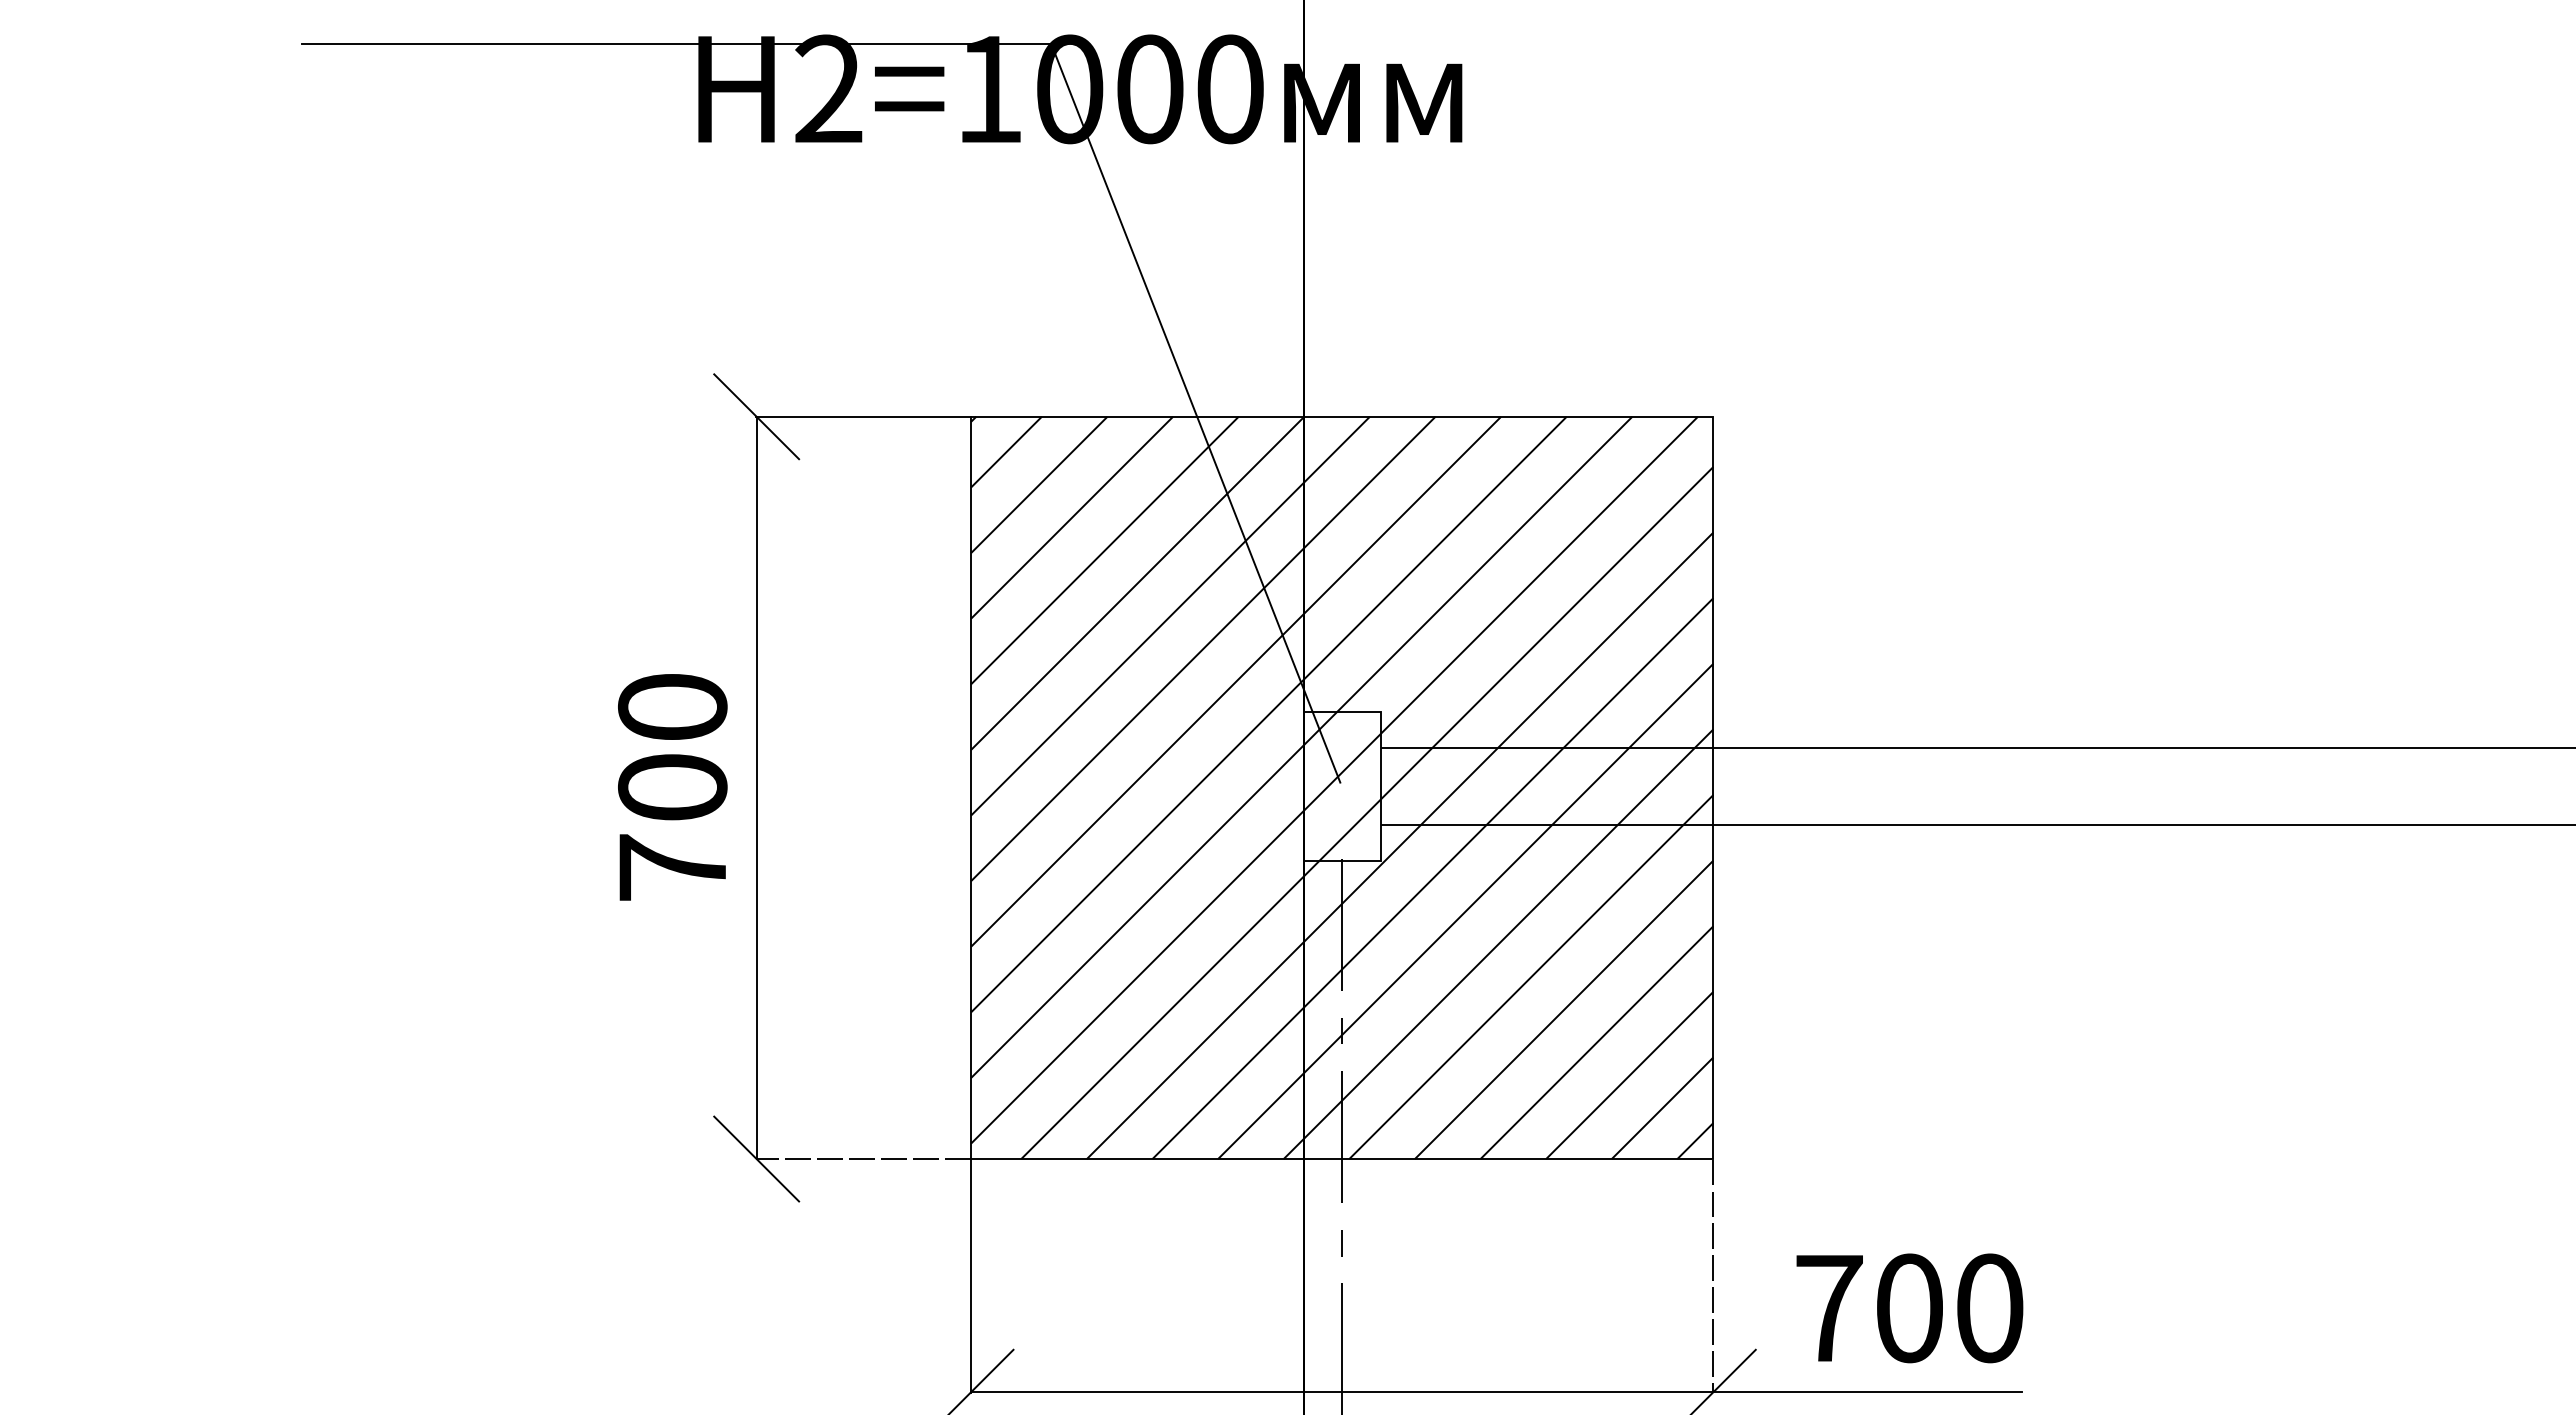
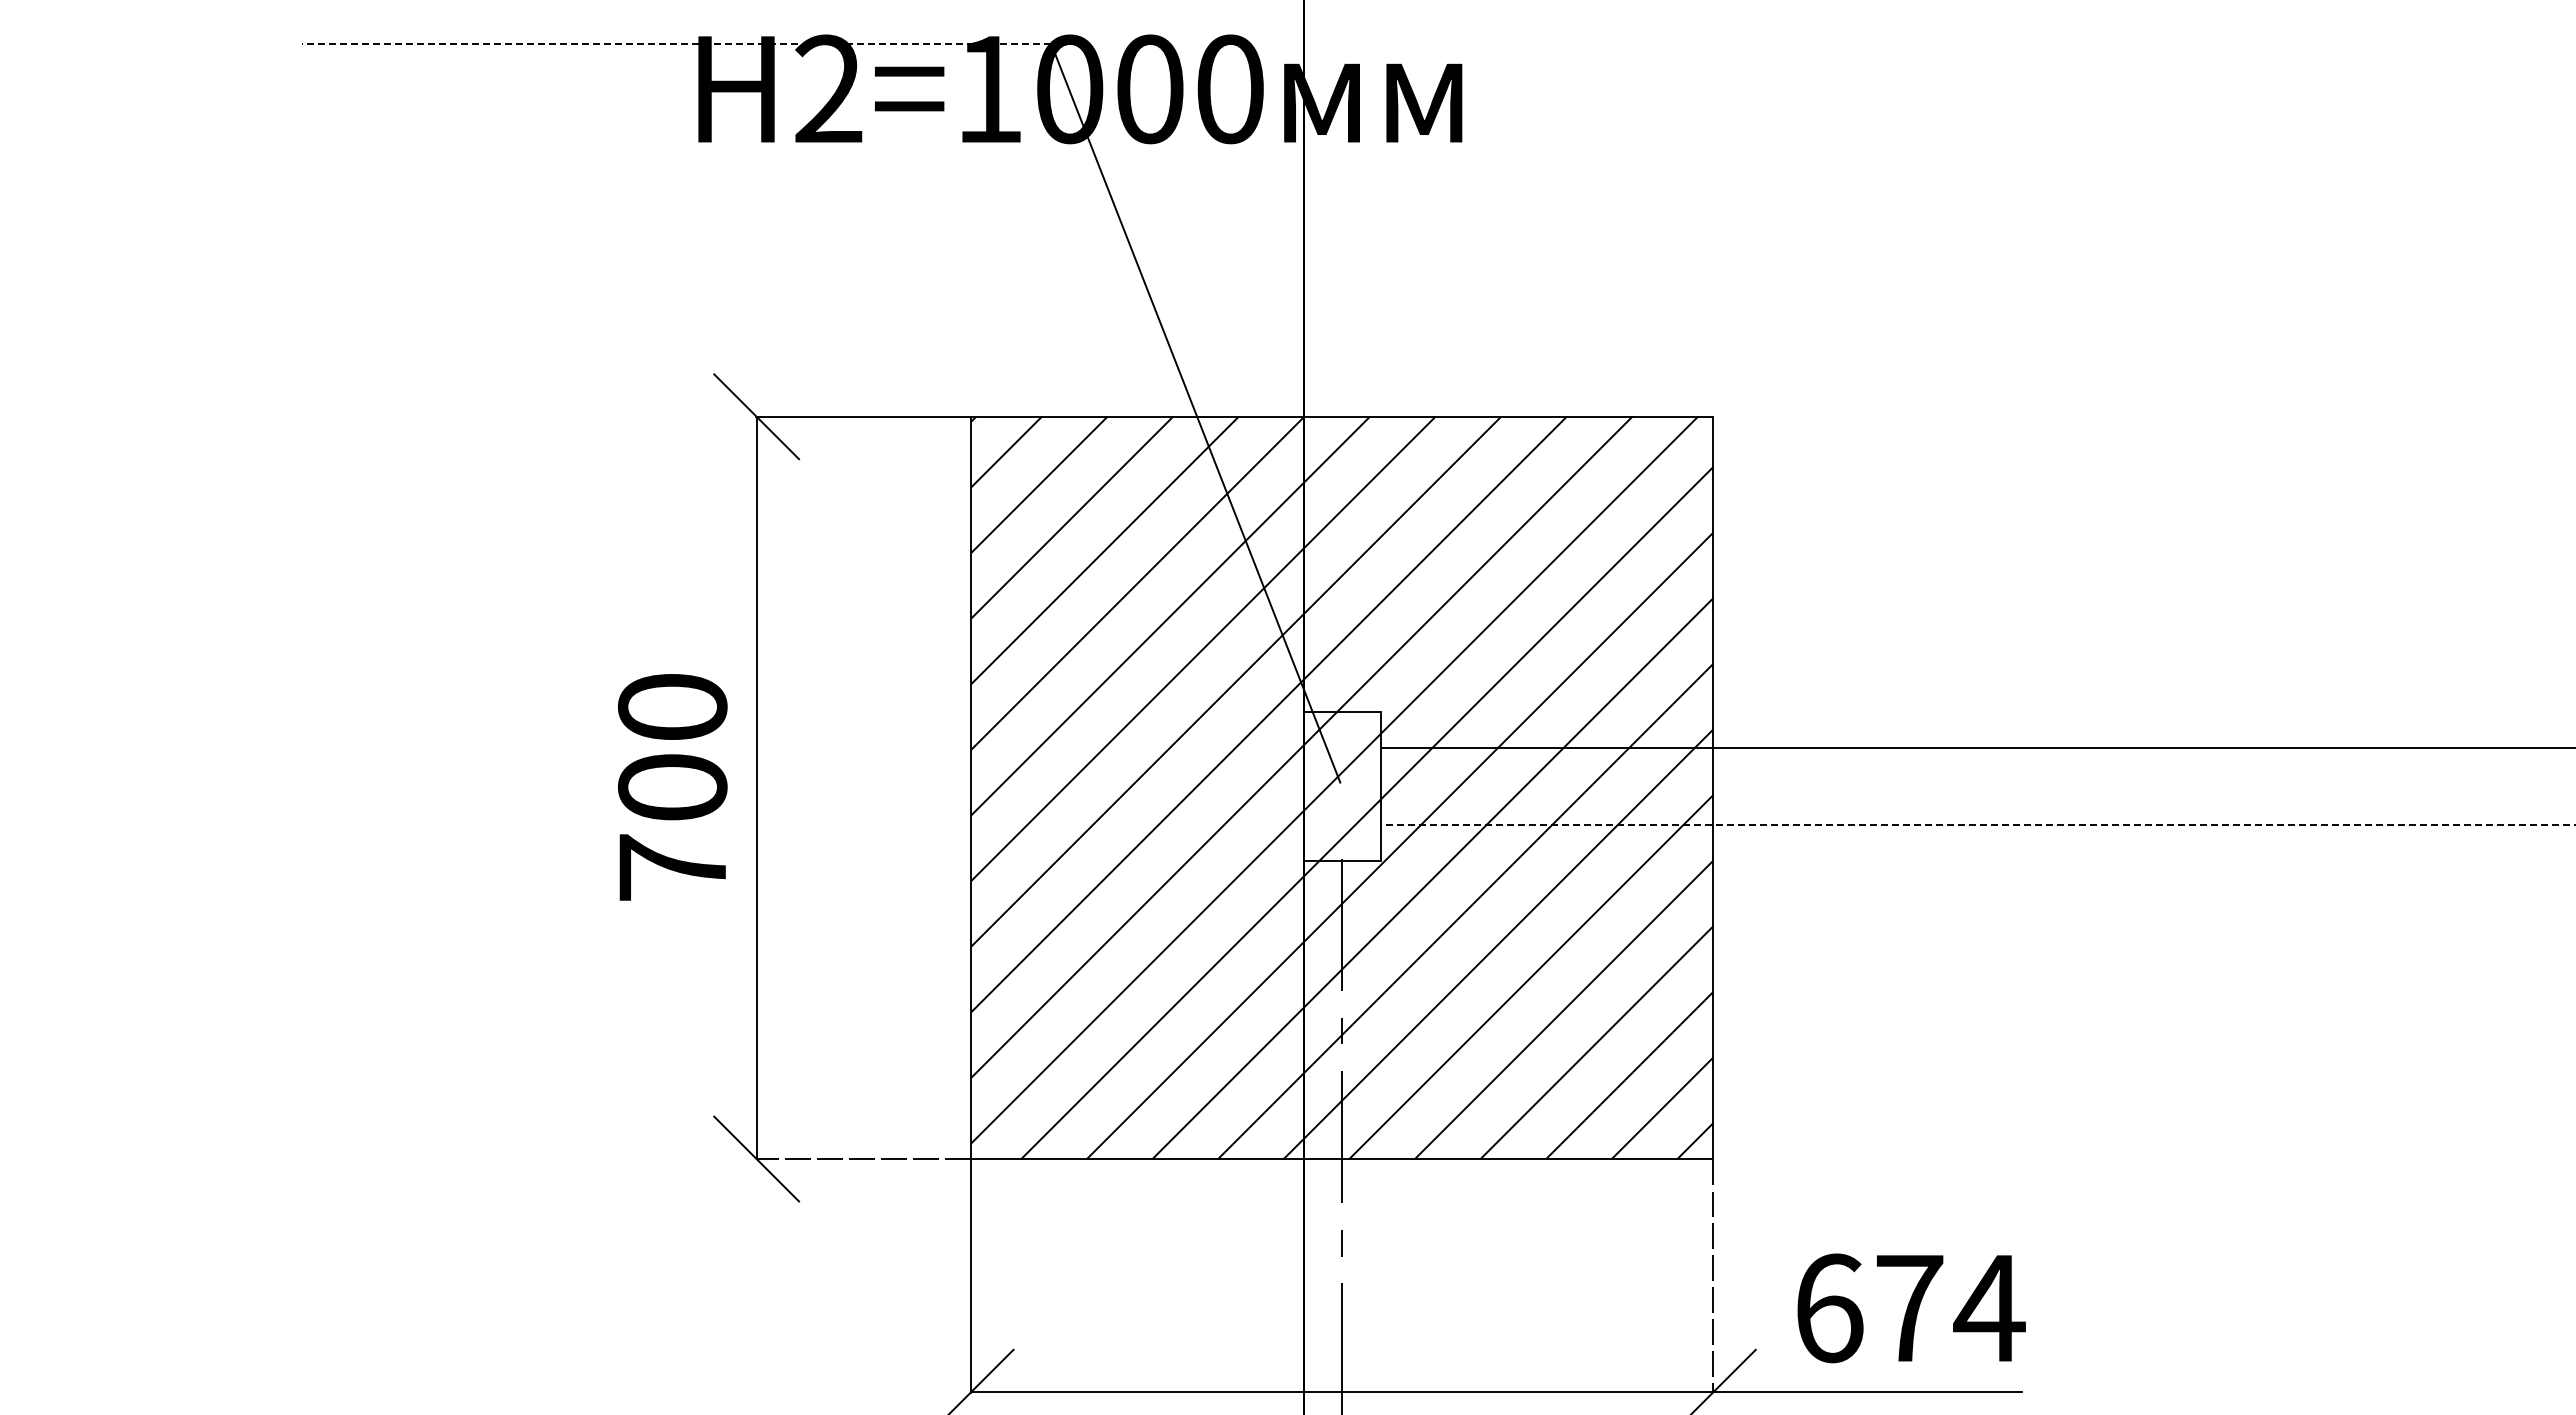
line: solid -> dashed (676, 44)
line: solid -> dashed (1977, 825)
text: 700 -> 674 (1910, 1308)
